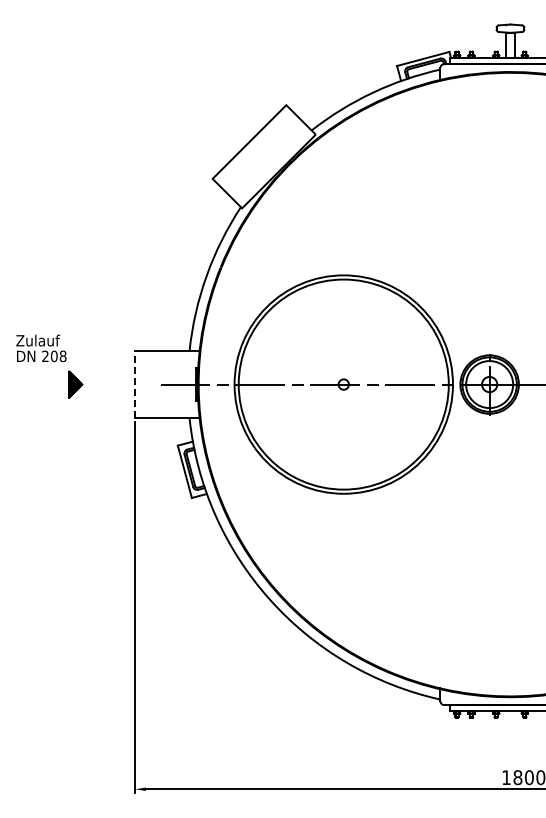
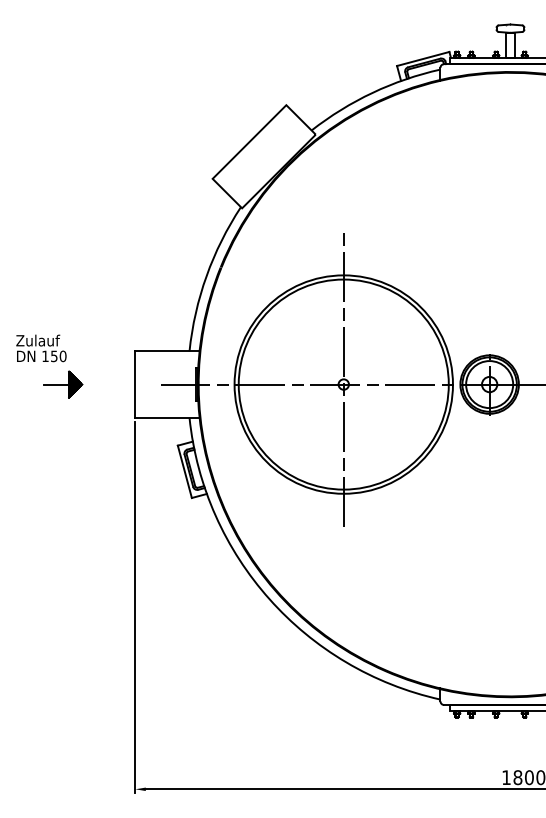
text: 208 -> 150 (54, 356)
line: none -> present (343, 379)
line: none -> present (56, 384)
line: dashed -> solid (135, 384)
